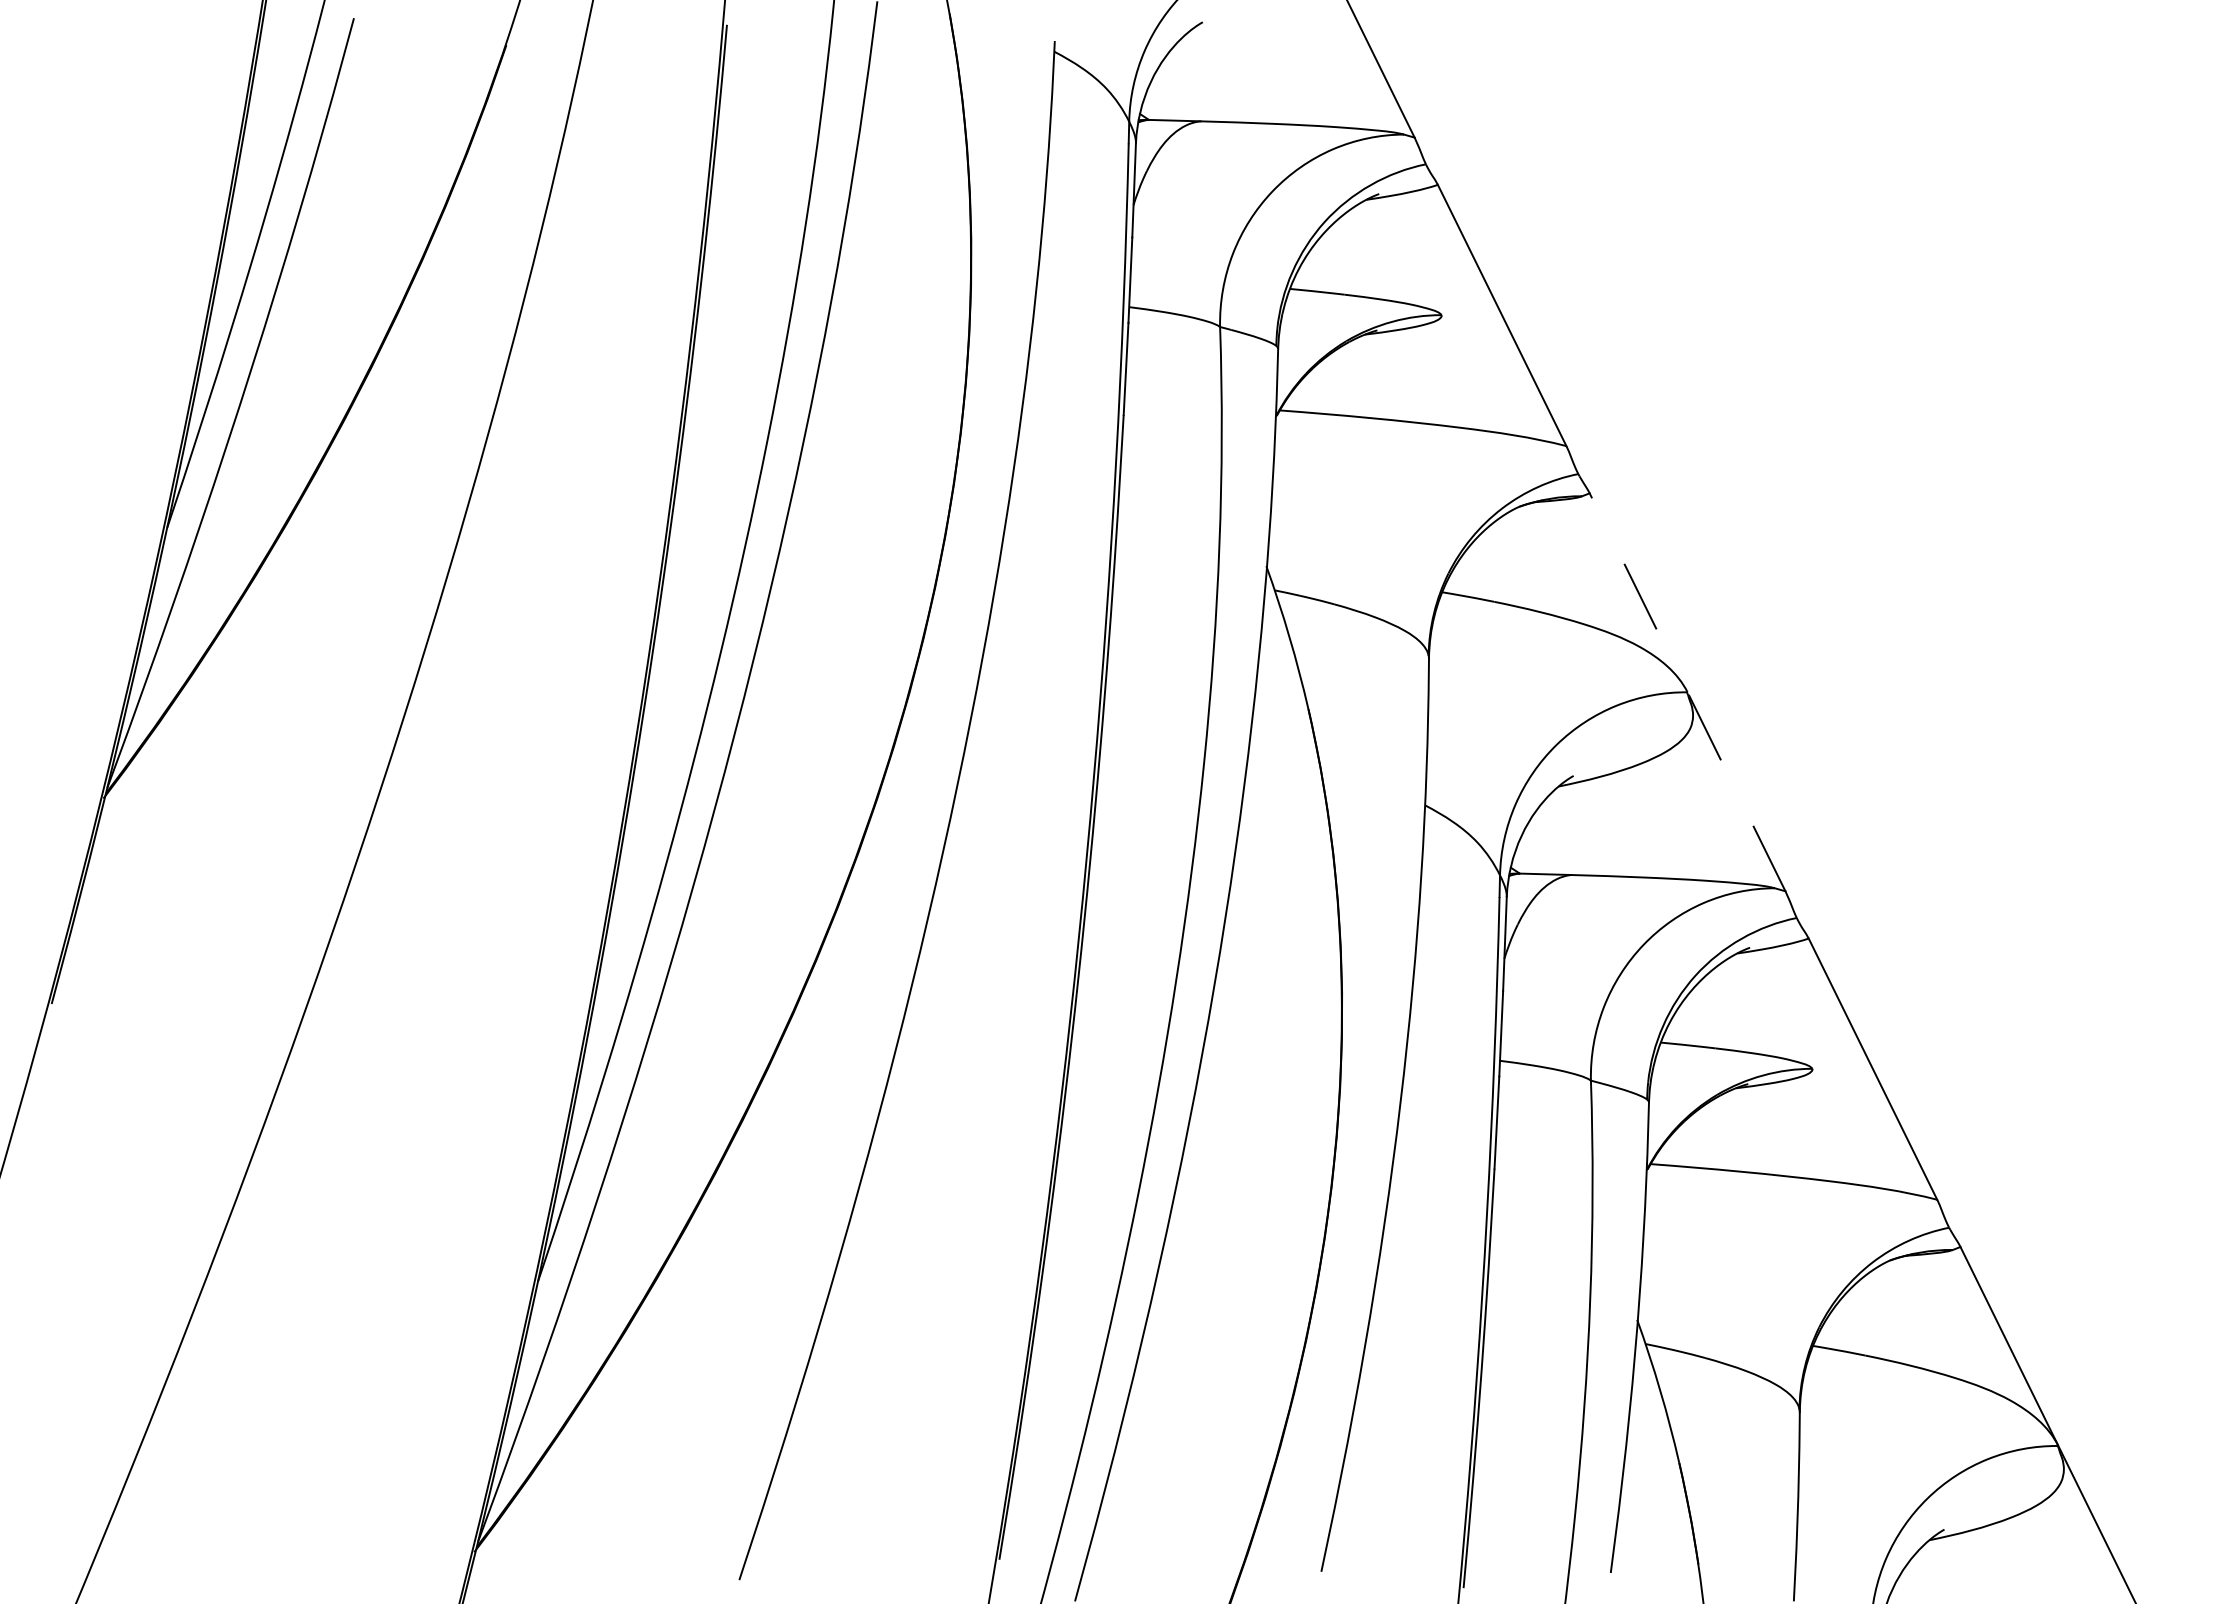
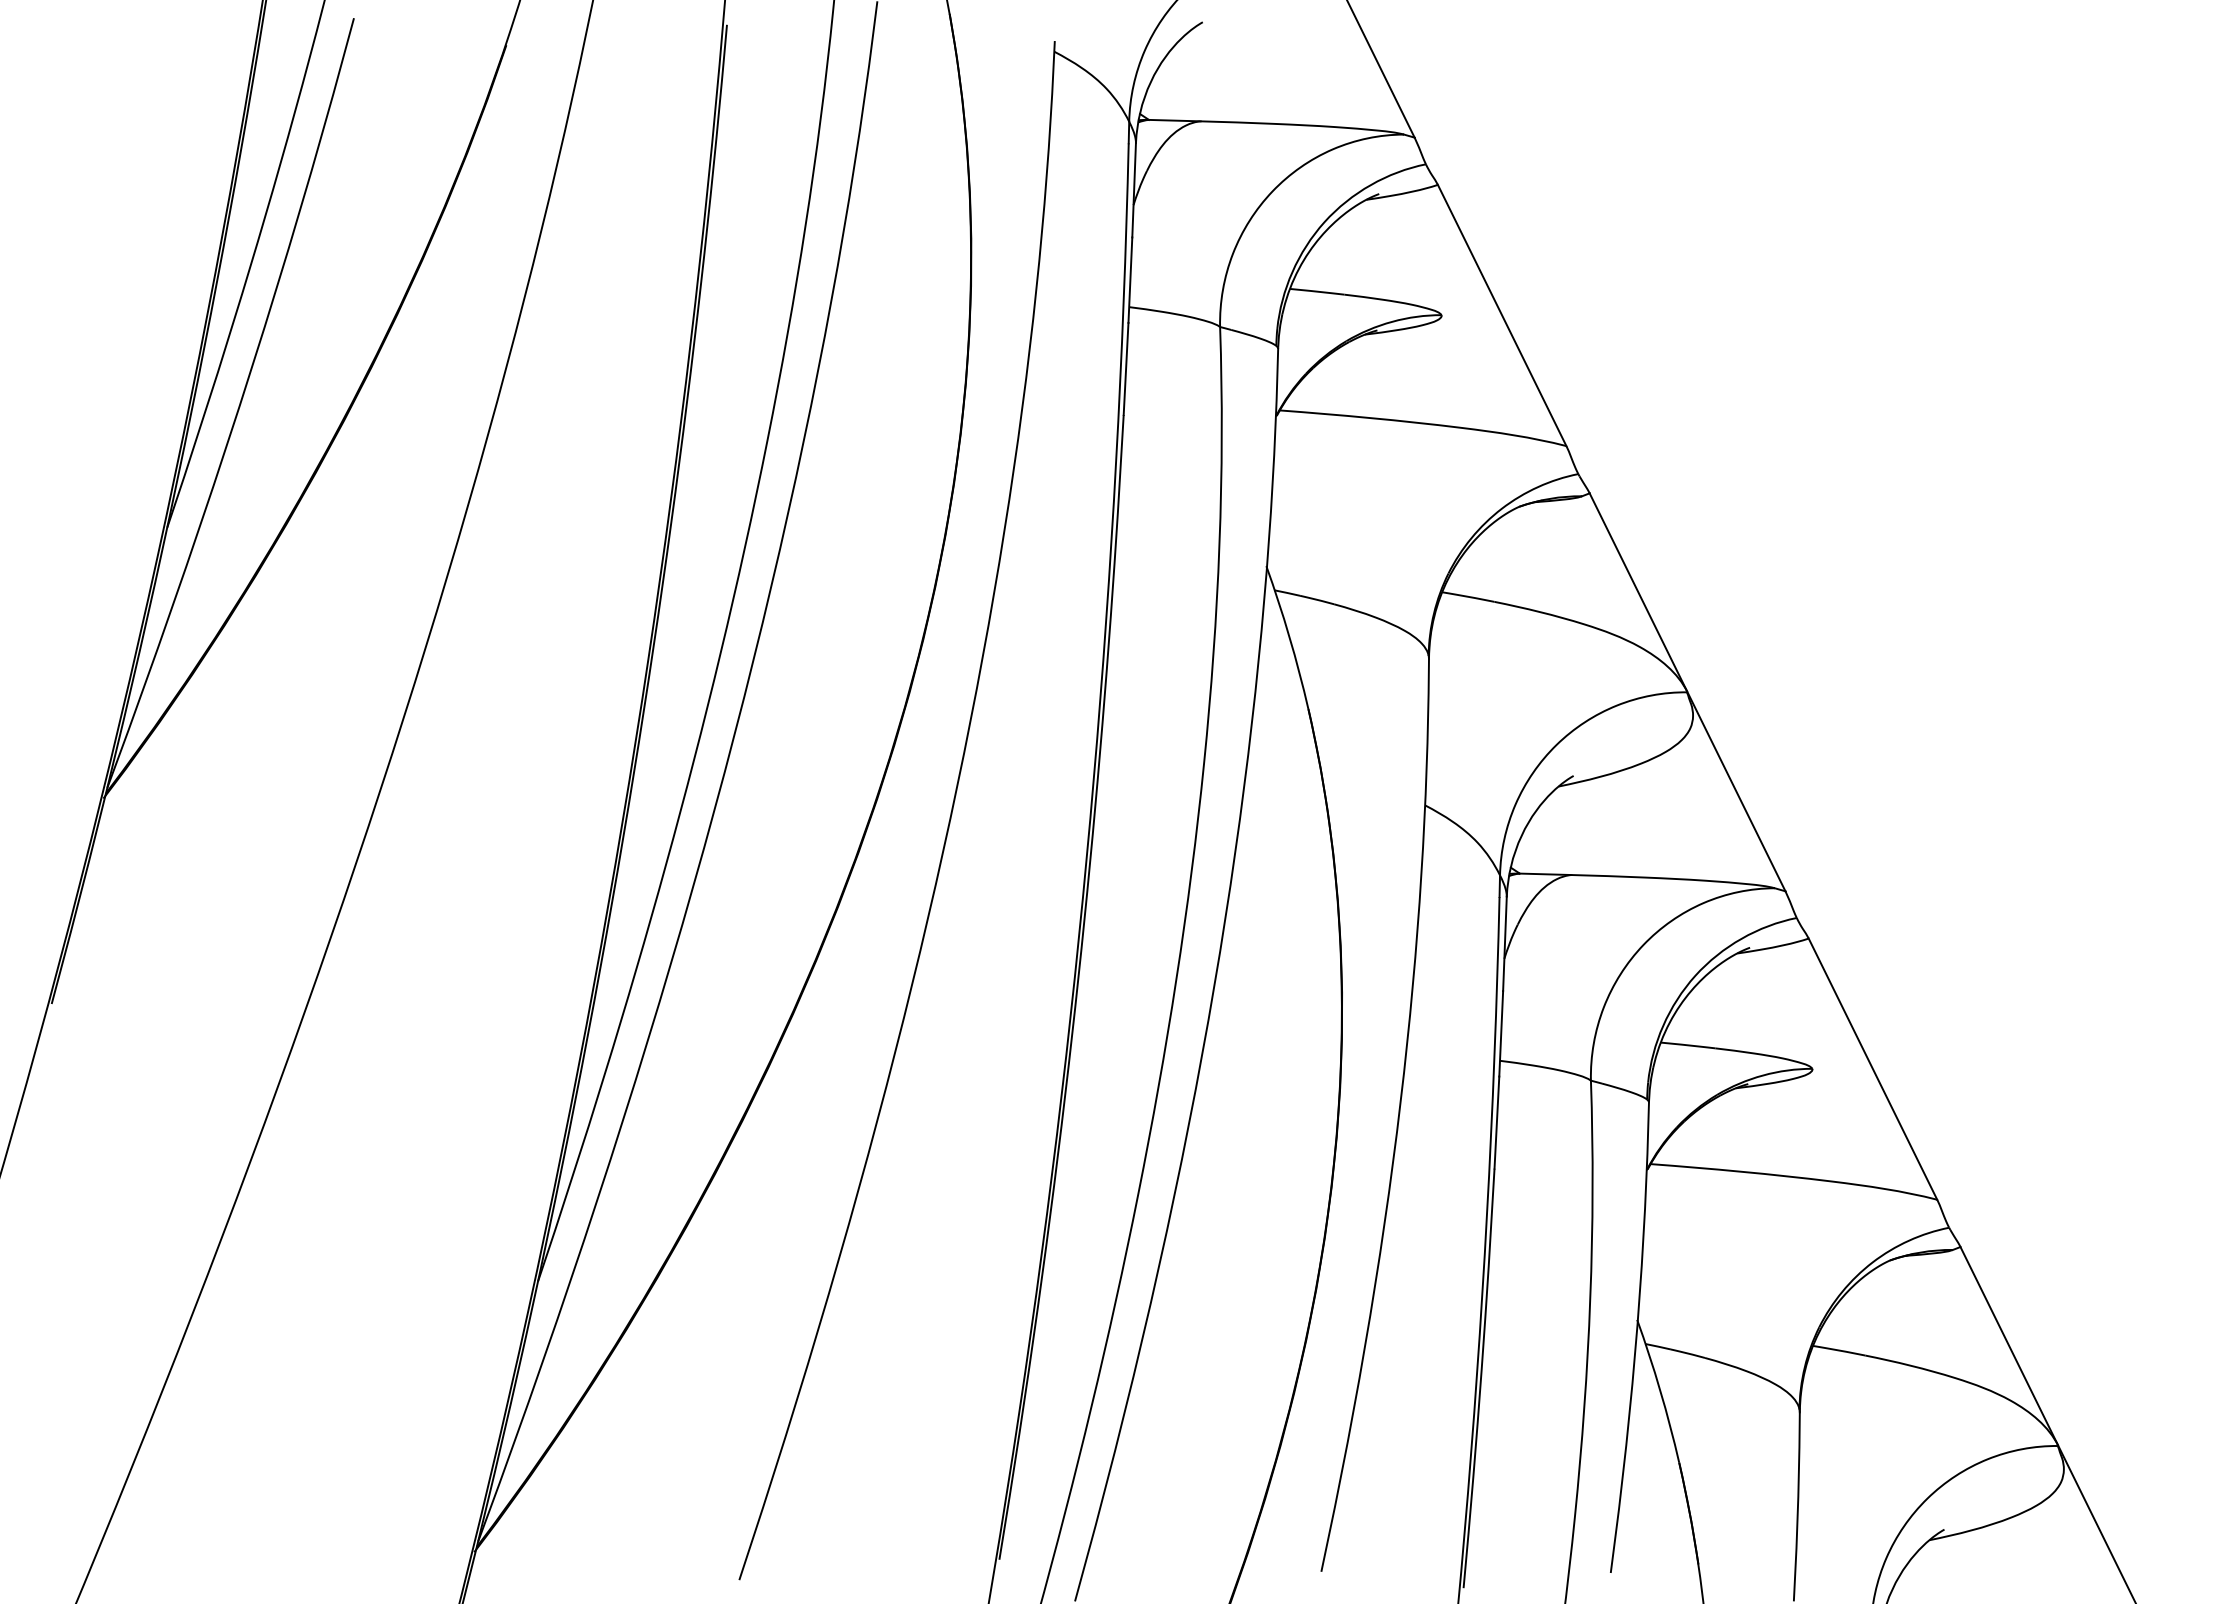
line: dashed -> solid (1687, 692)
